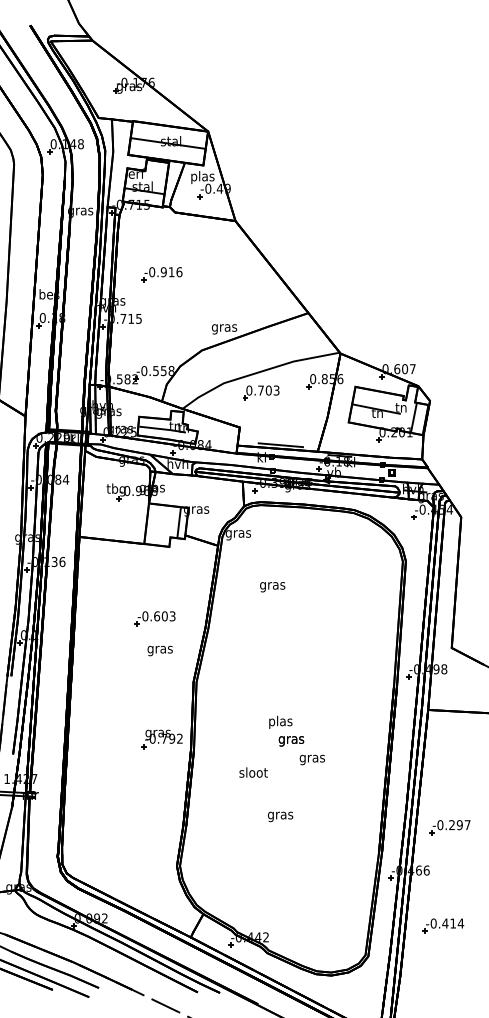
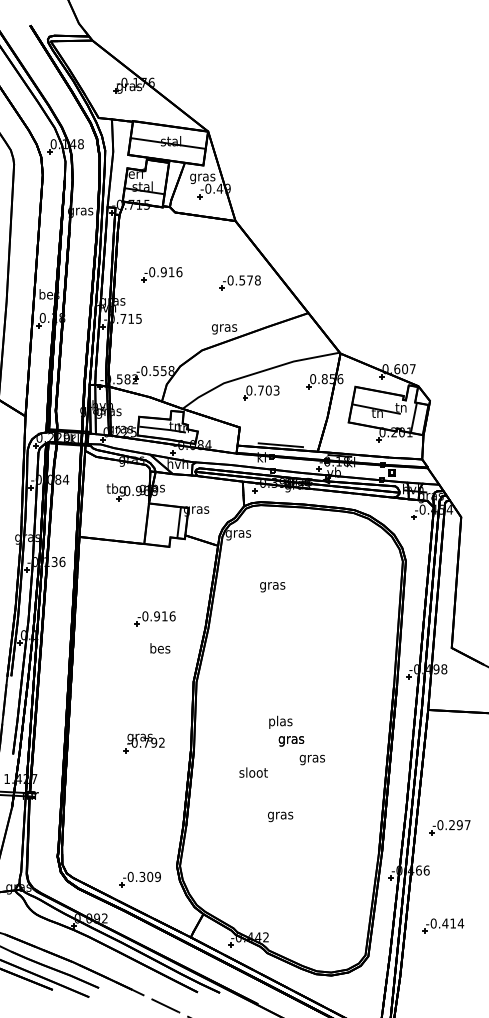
text: plas -> gras (202, 177)
part: none -> present (239, 282)
text: -0.603 -> -0.916 (164, 616)
text: gras -> bes (159, 649)
part position: (161, 739) -> (143, 743) (143, 743)
part: none -> present (139, 879)
